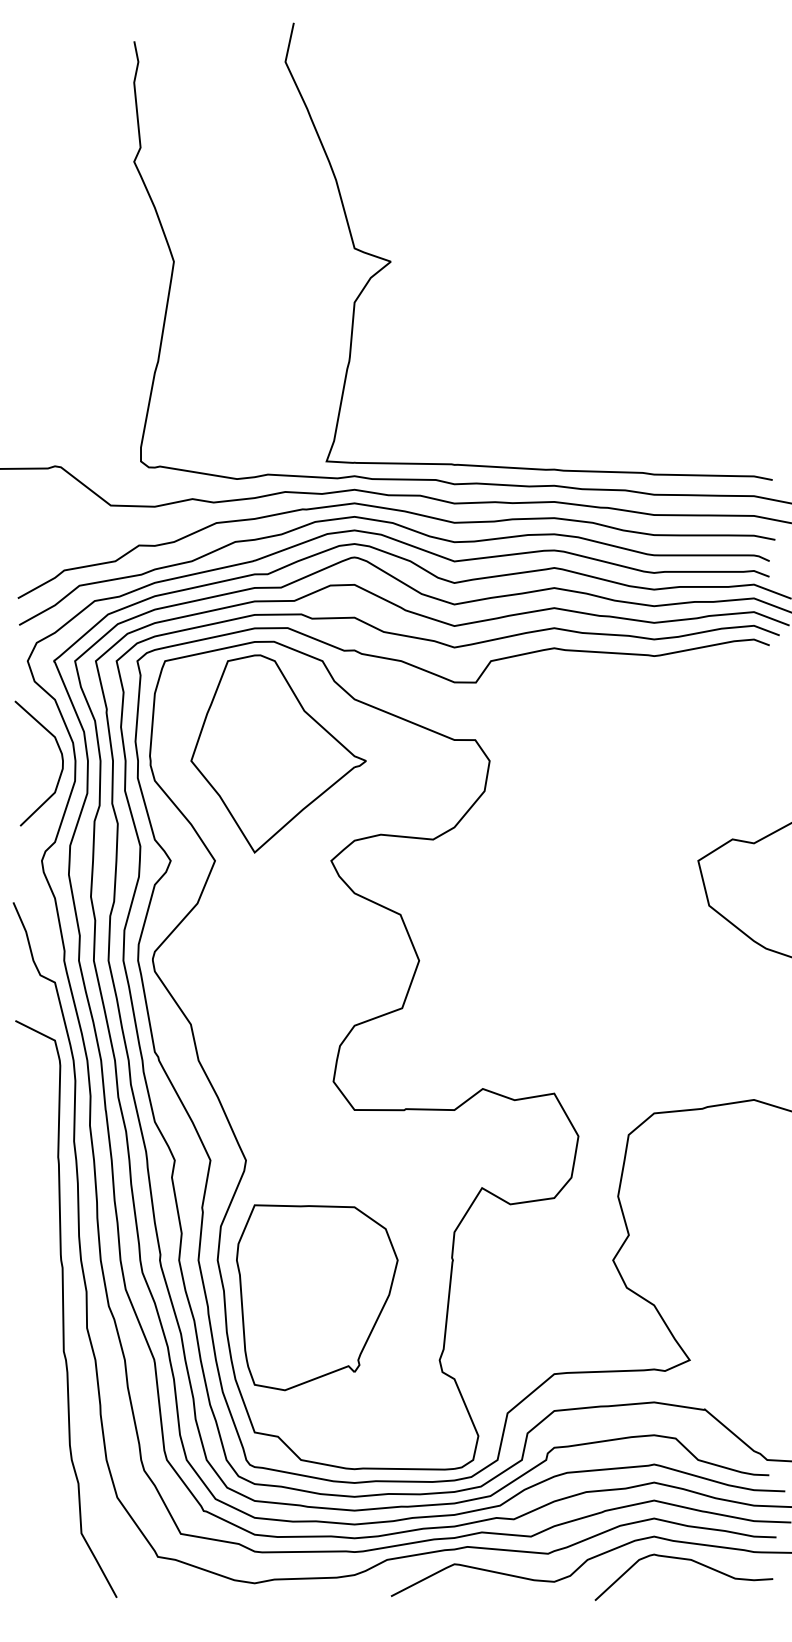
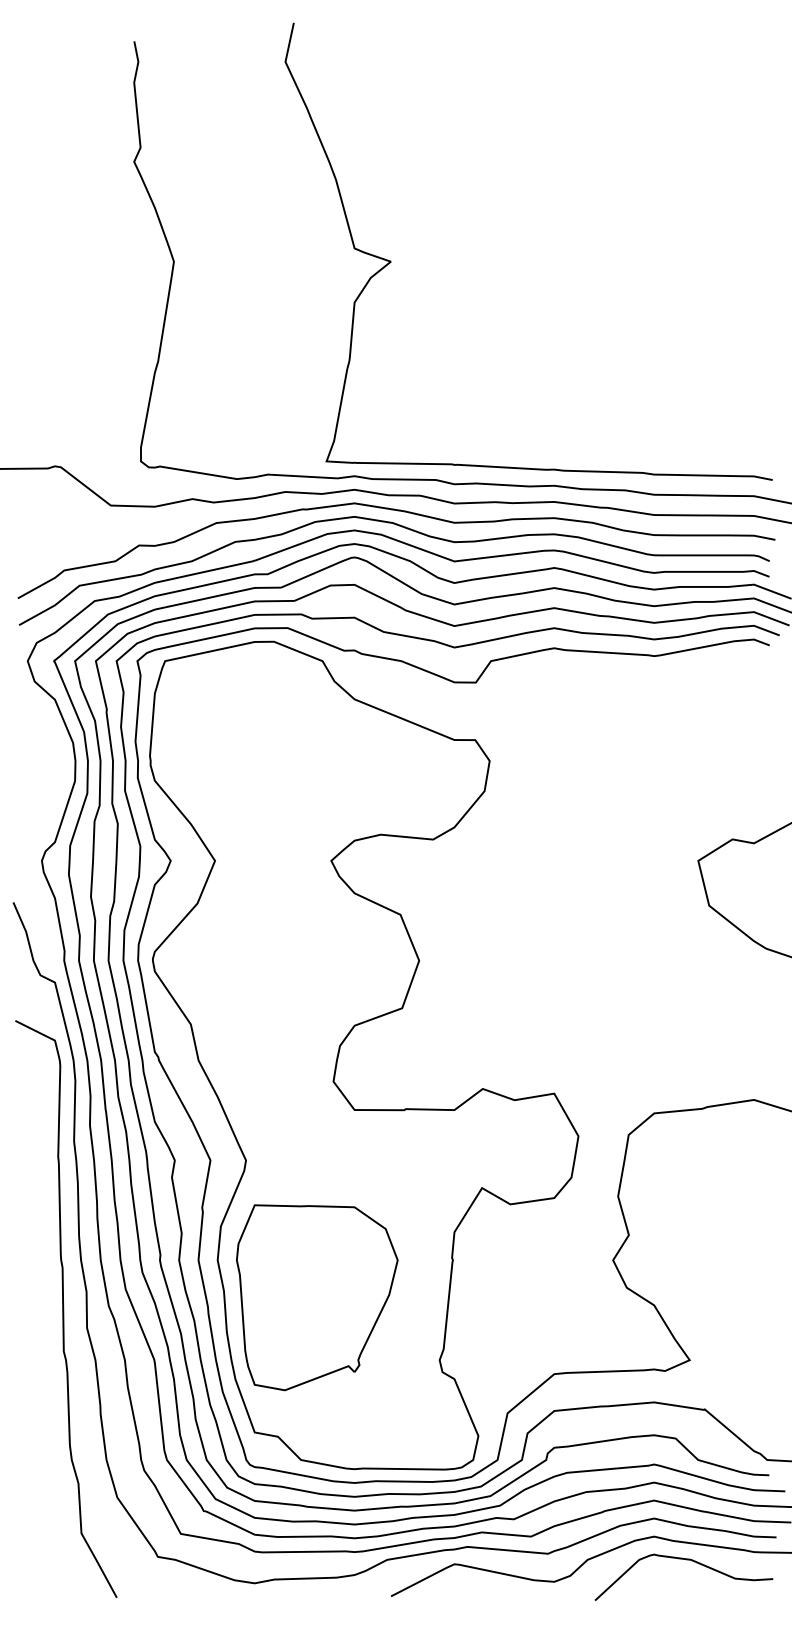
part: present -> none (278, 753)
curve: present -> none (61, 759)
